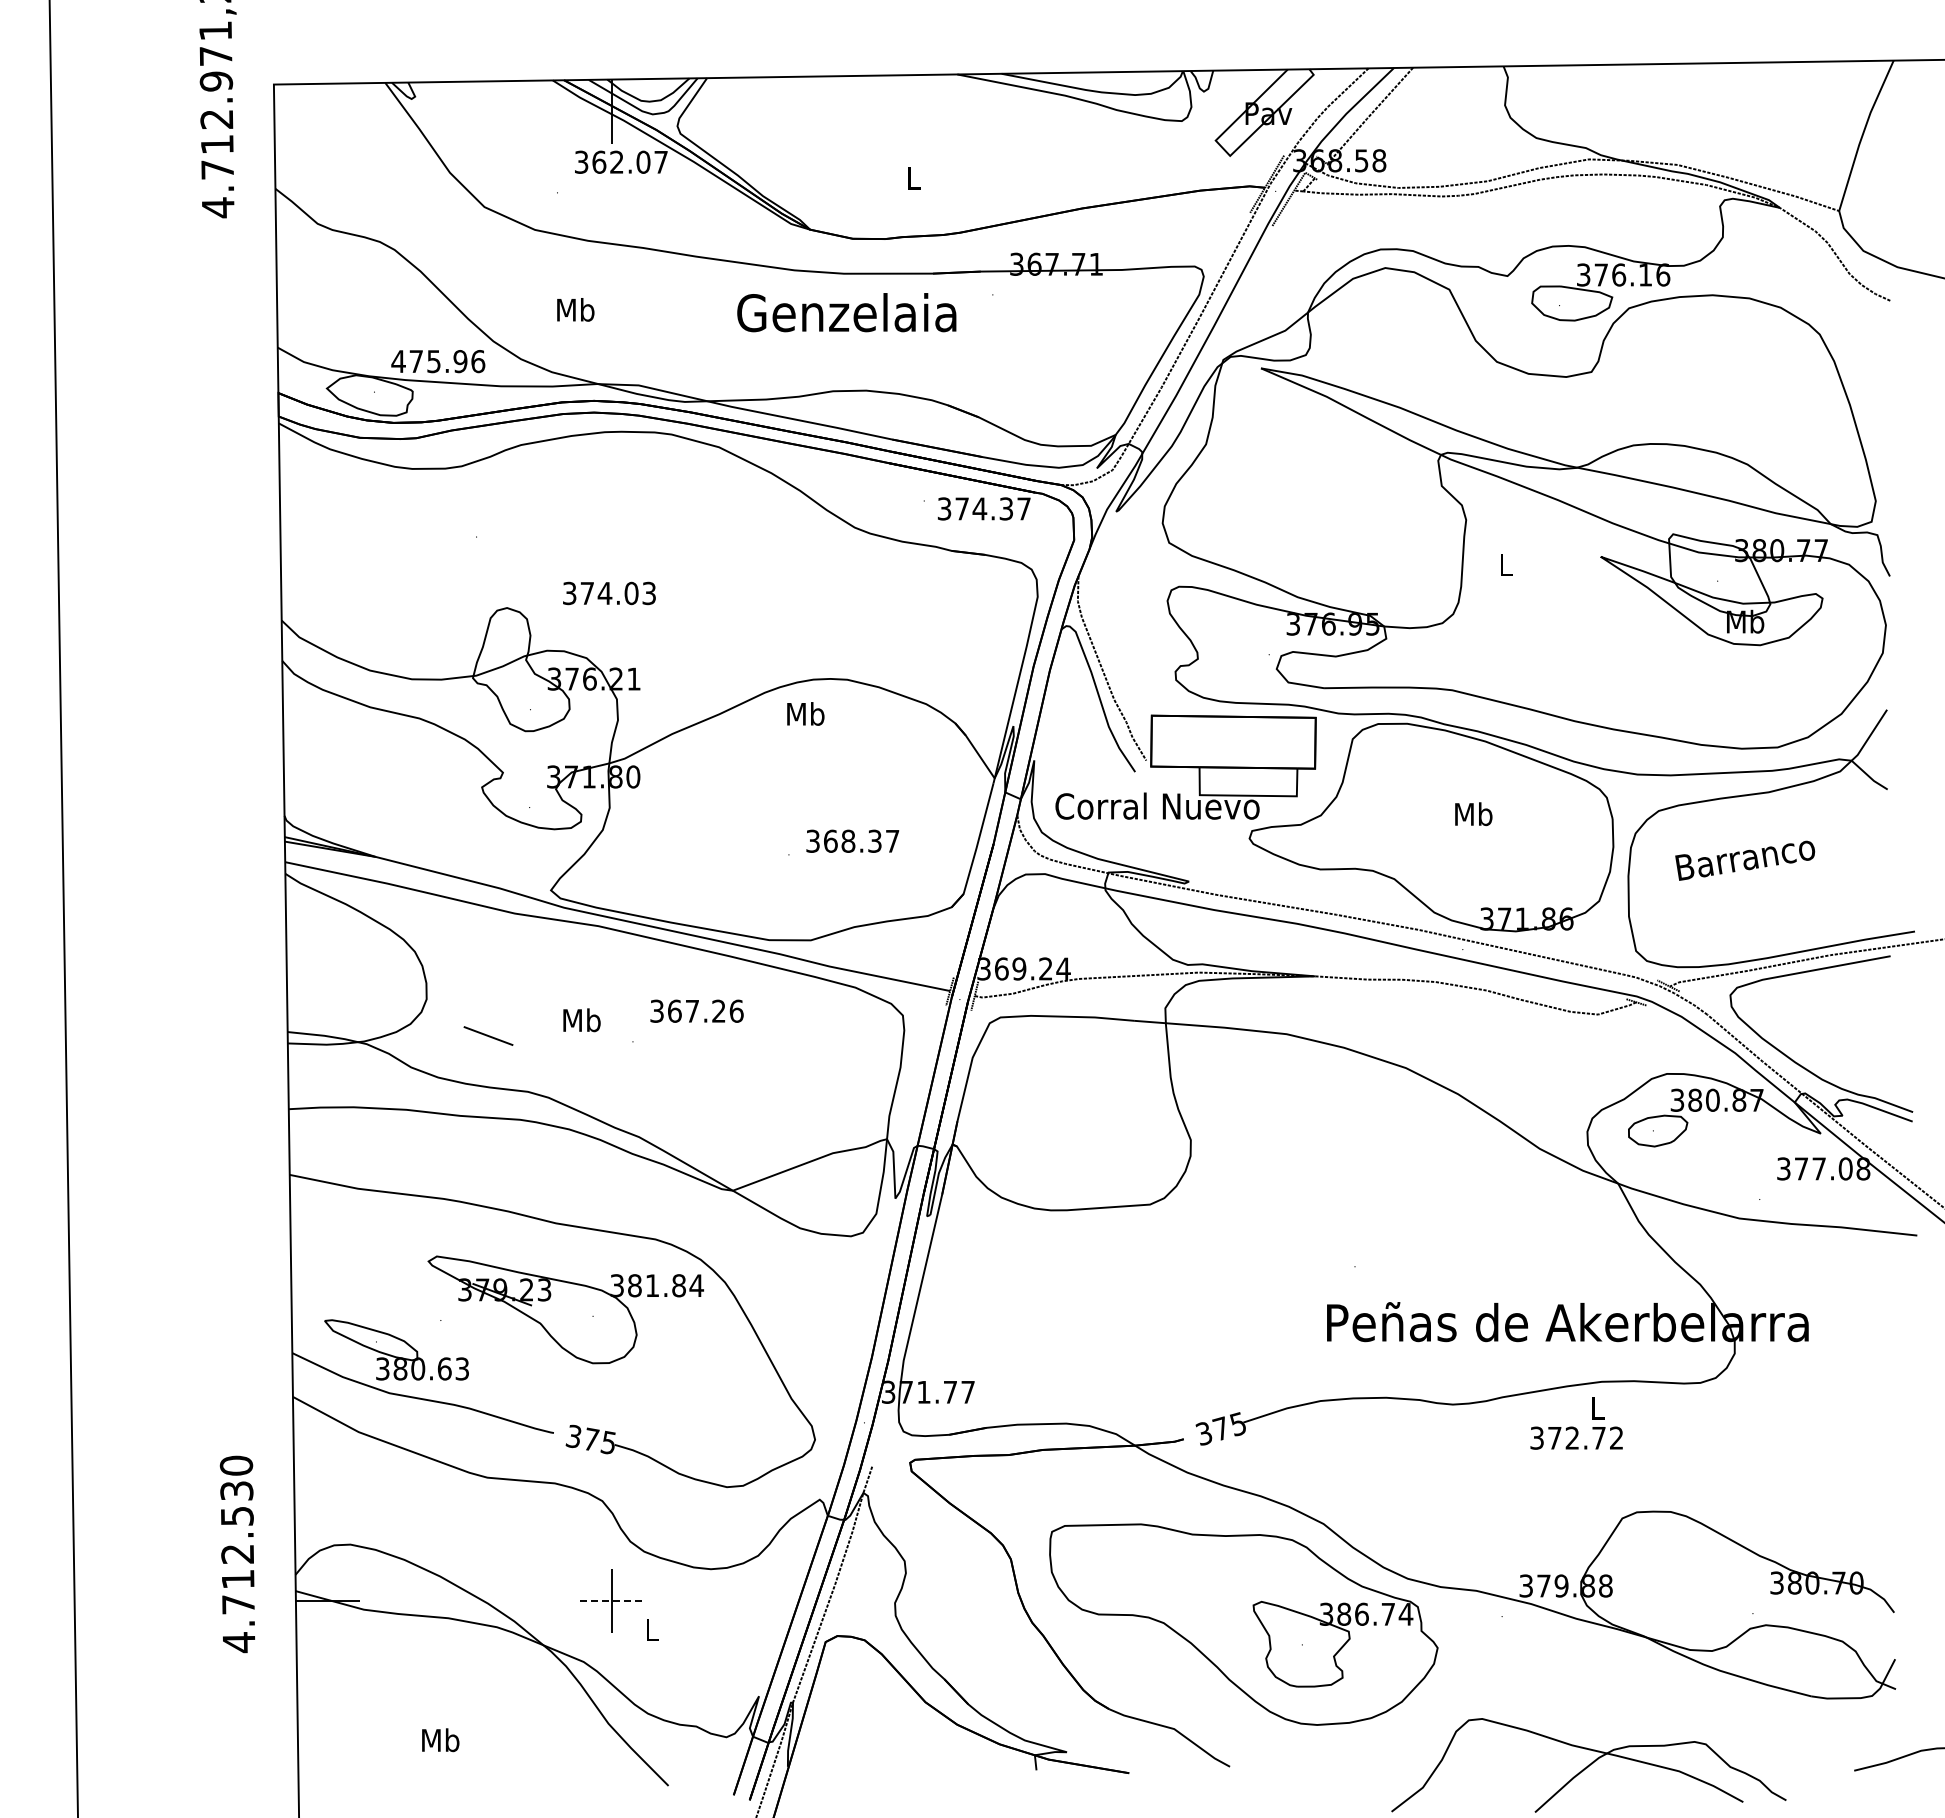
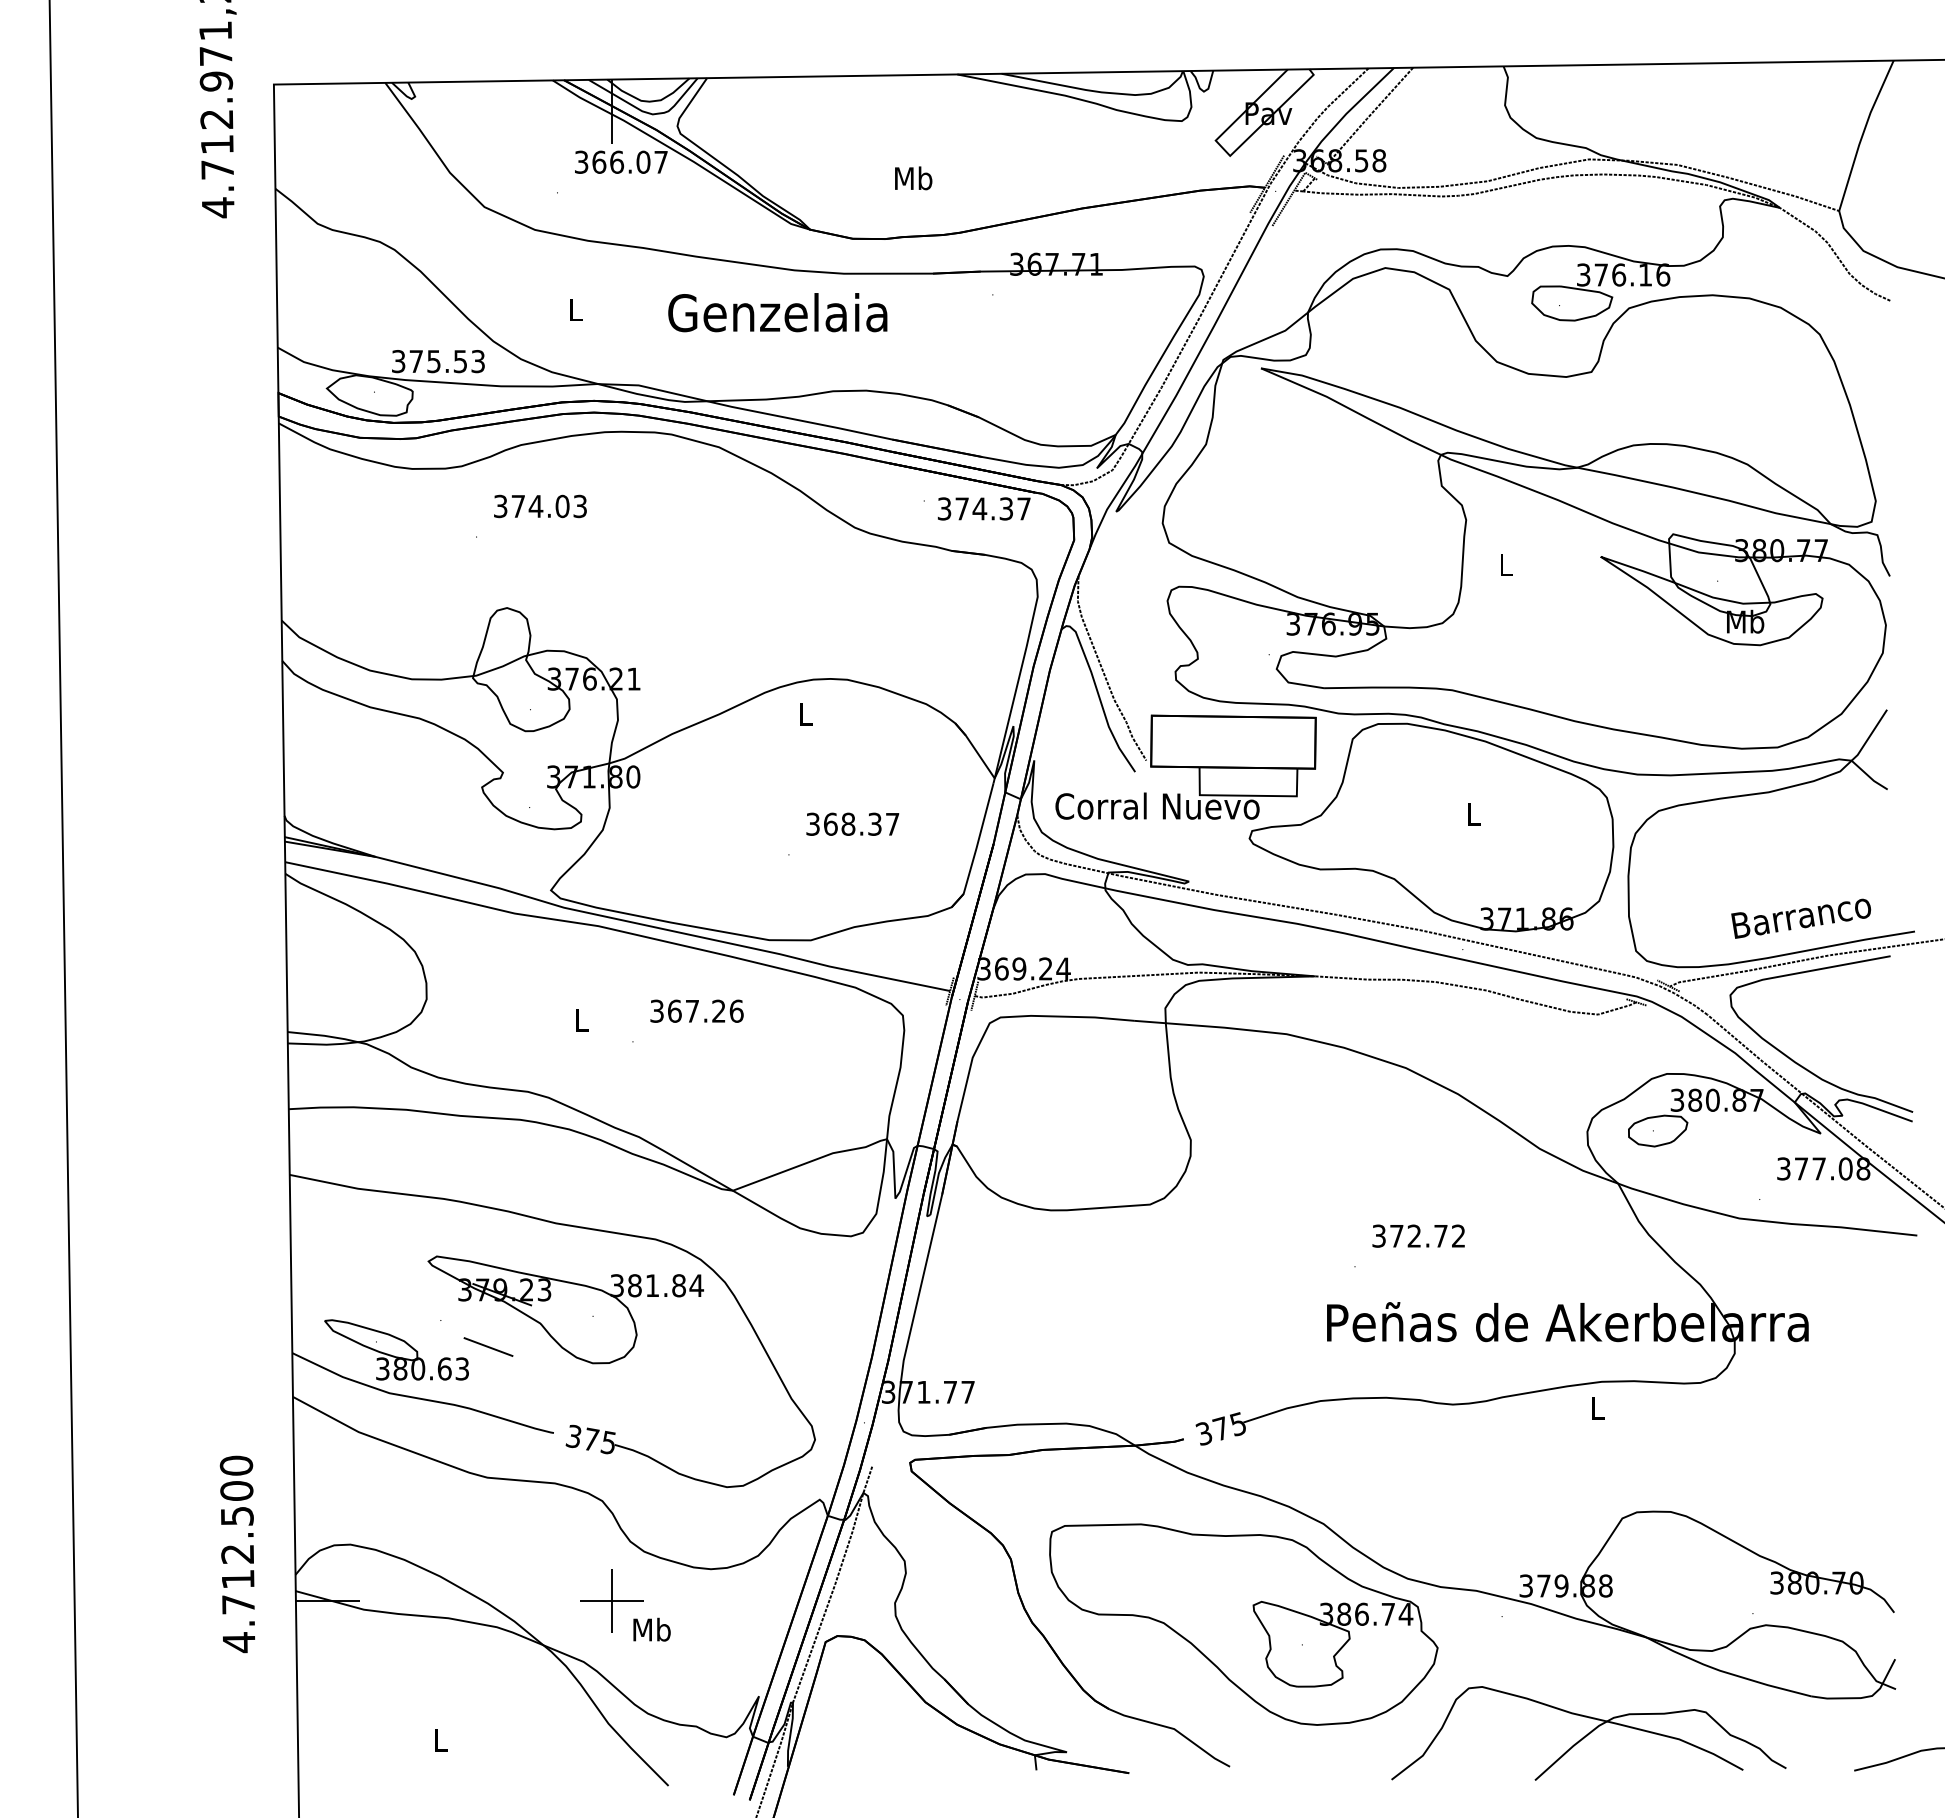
text: 362.07 -> 366.07 (617, 161)
text: L -> Mb (913, 178)
text: Mb -> L (575, 309)
text position: (846, 312) -> (777, 312) (777, 312)
text: 475.96 -> 375.53 (438, 361)
text position: (609, 593) -> (540, 506) (540, 506)
text: Mb -> L (805, 713)
text: Mb -> L (1473, 814)
text position: (852, 840) -> (852, 823) (852, 823)
text position: (1745, 860) -> (1801, 918) (1801, 918)
text: Mb -> L (581, 1020)
line position: (488, 1035) -> (488, 1346) (488, 1346)
text position: (1576, 1437) -> (1418, 1235) (1418, 1235)
text: 4.712.530 -> 4.712.500 (236, 1490)
line: dashed -> solid (612, 1601)
text: L -> Mb (651, 1629)
text: Mb -> L (440, 1740)
part position: (1588, 1765) -> (1588, 1733) (1588, 1733)
